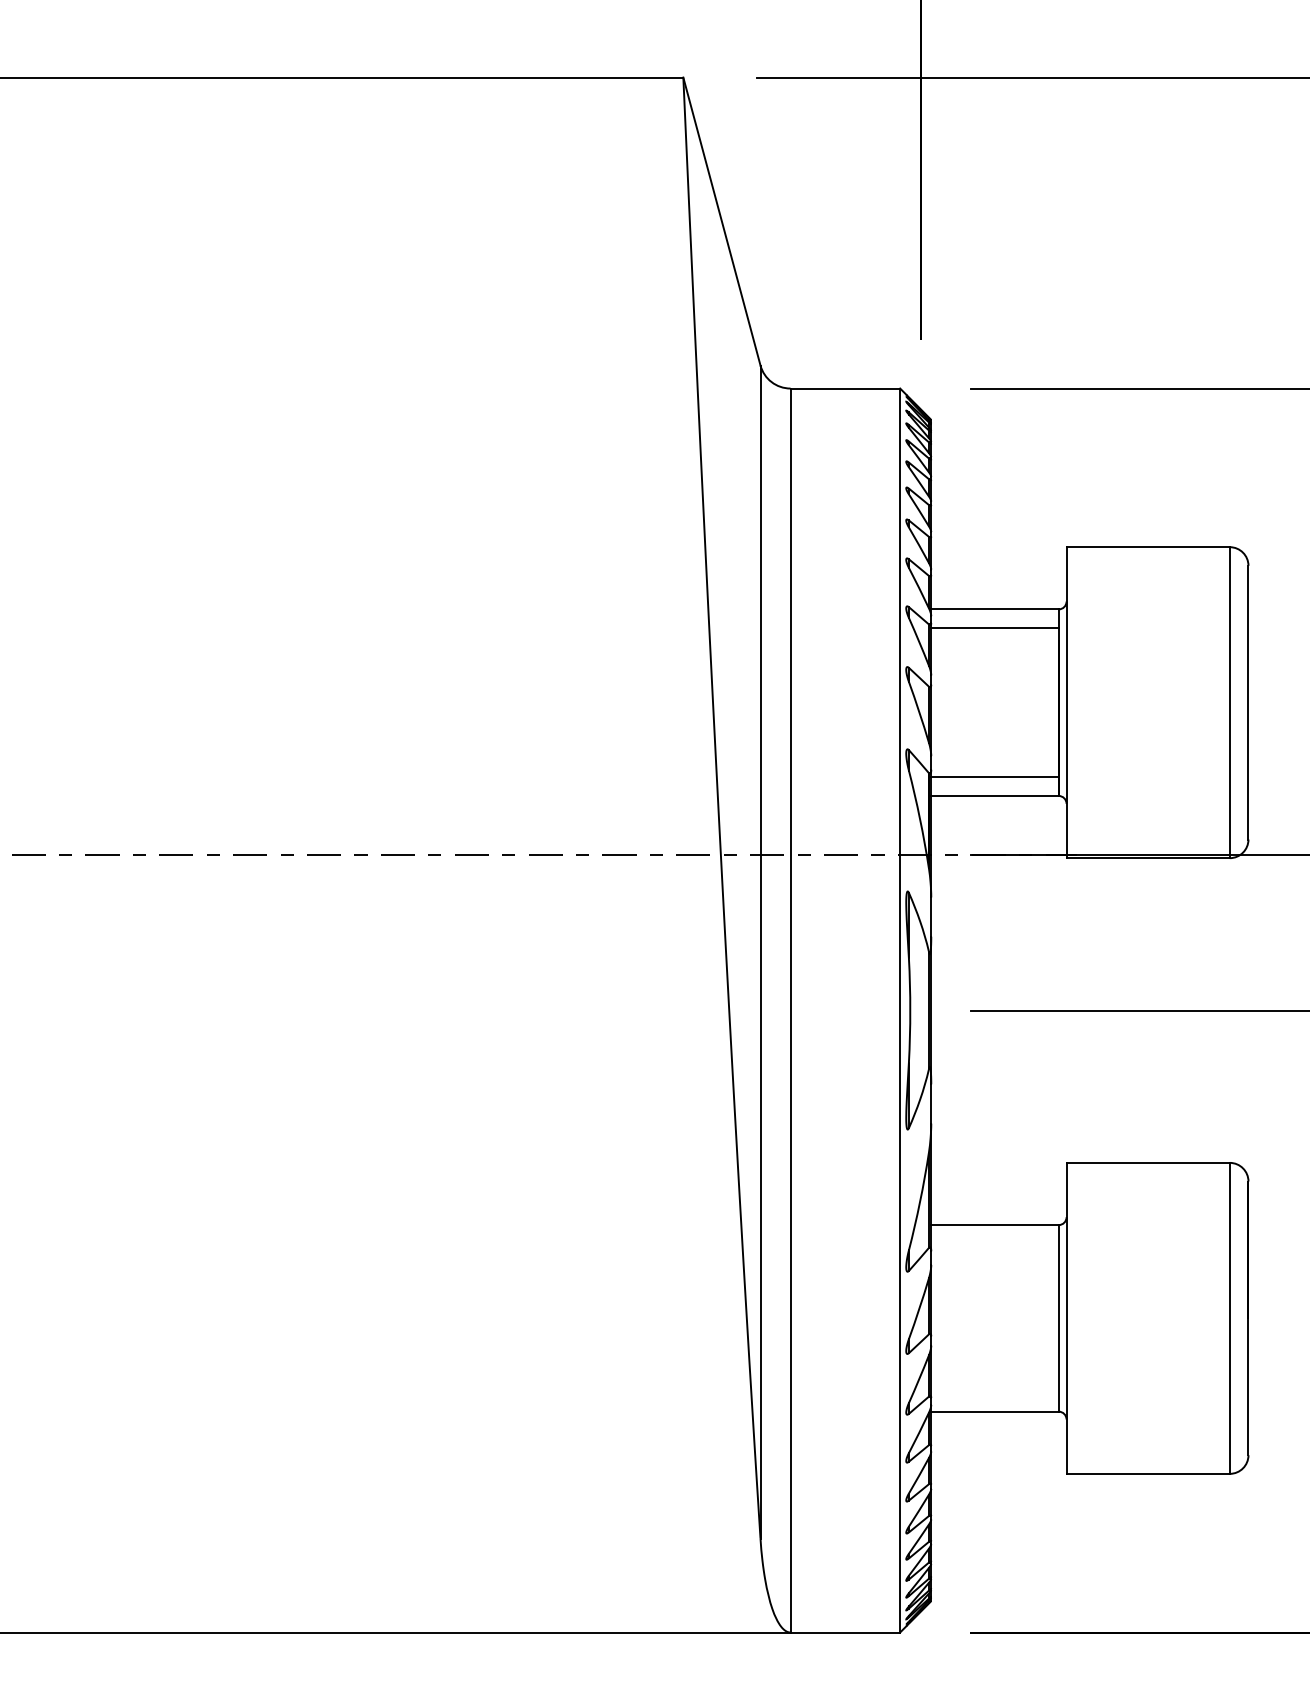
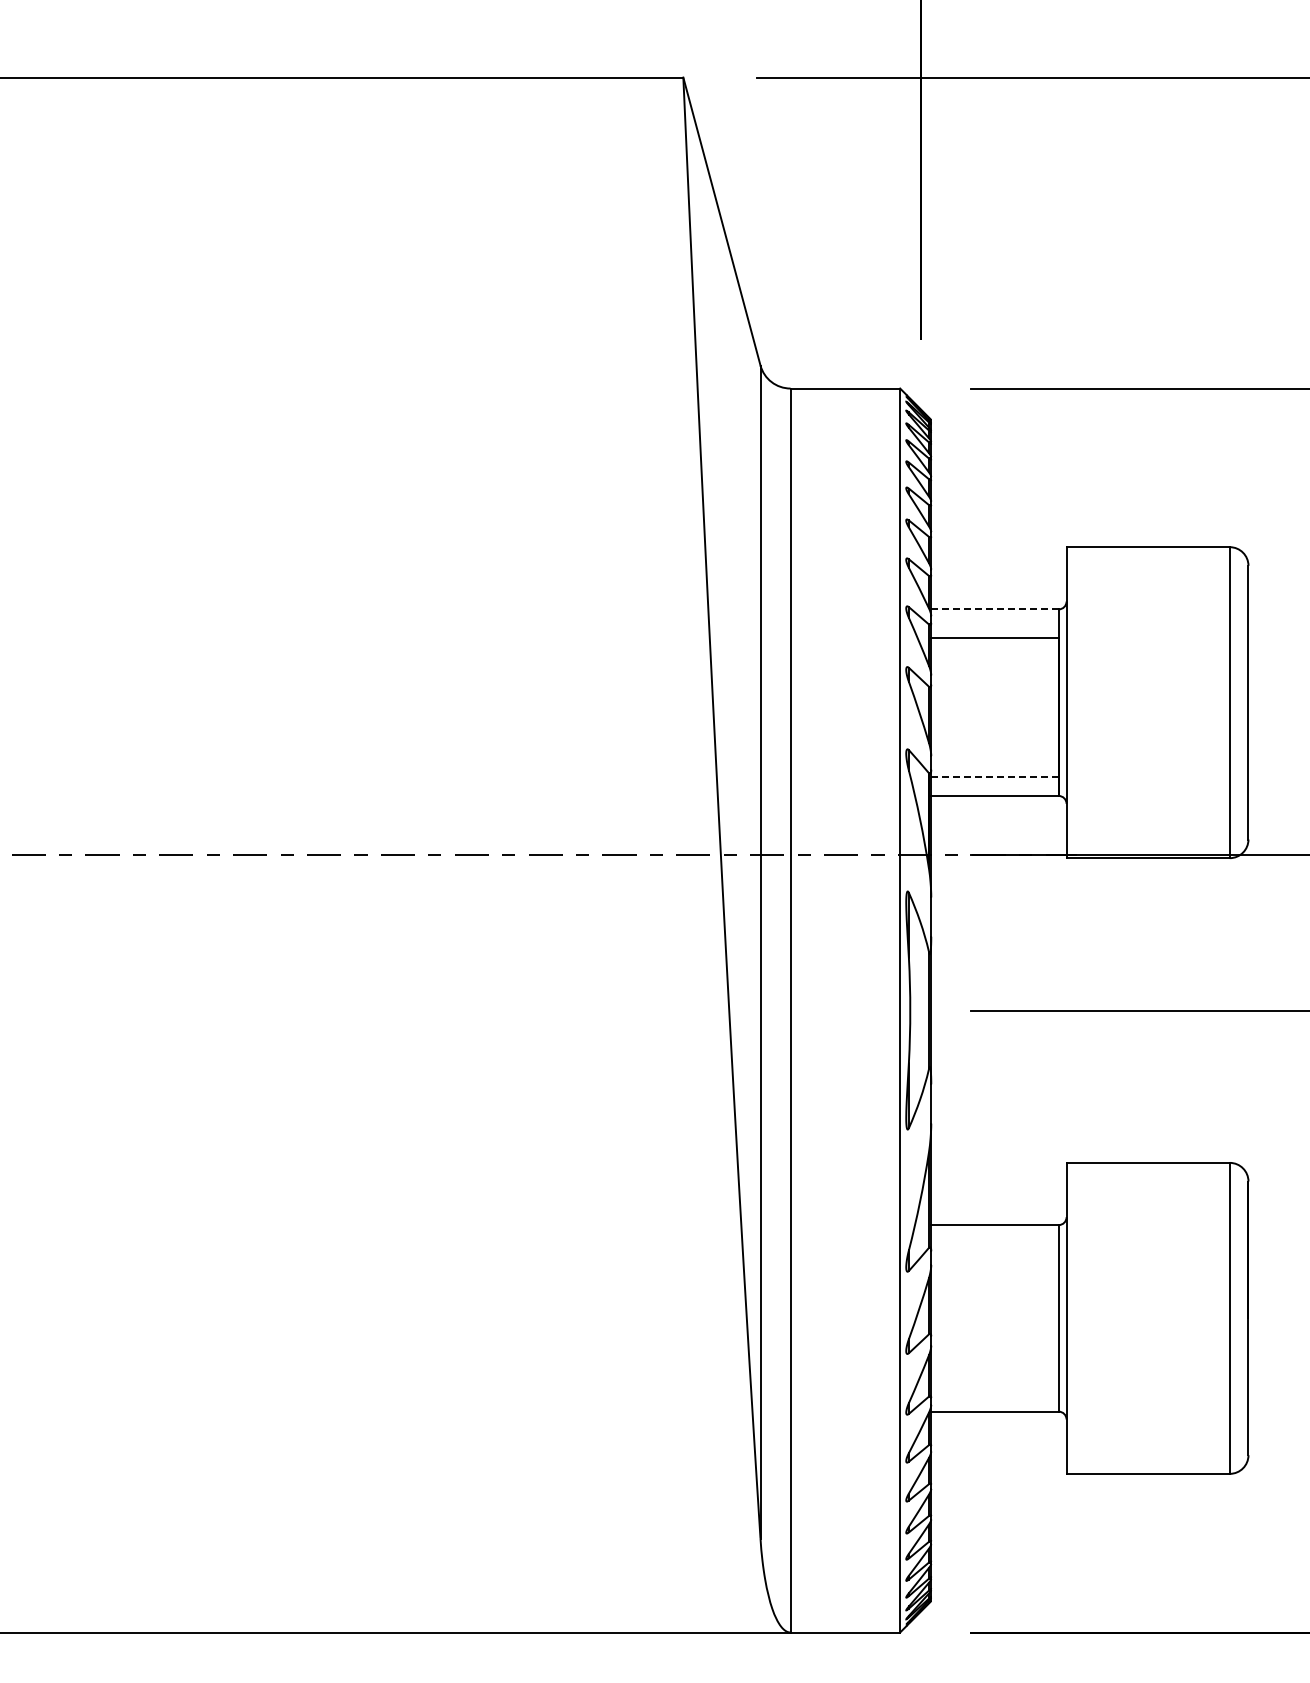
line: solid -> dashed (995, 609)
line position: (994, 628) -> (994, 638) (994, 638)
line: solid -> dashed (995, 776)
